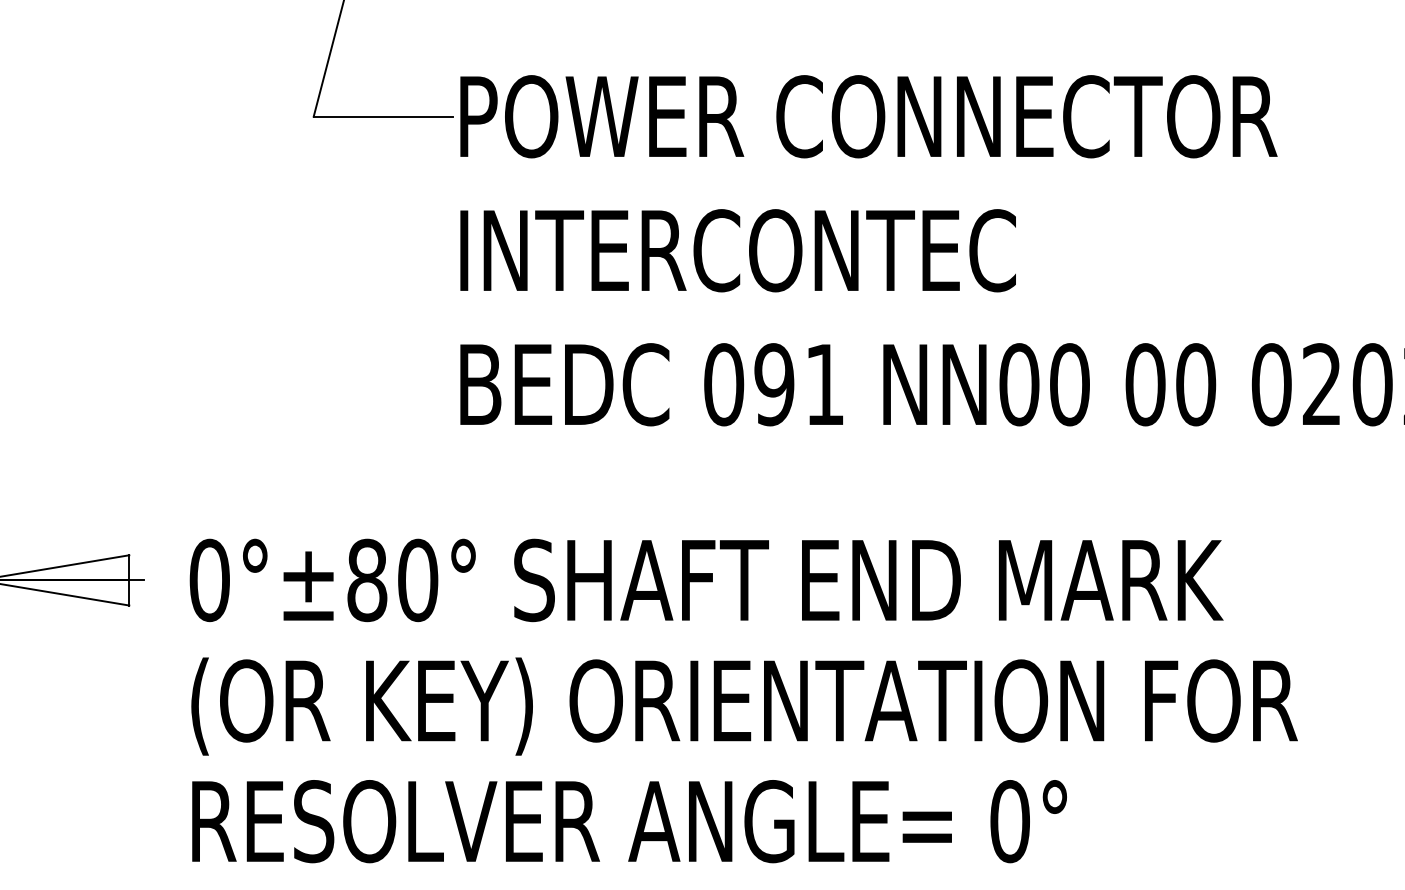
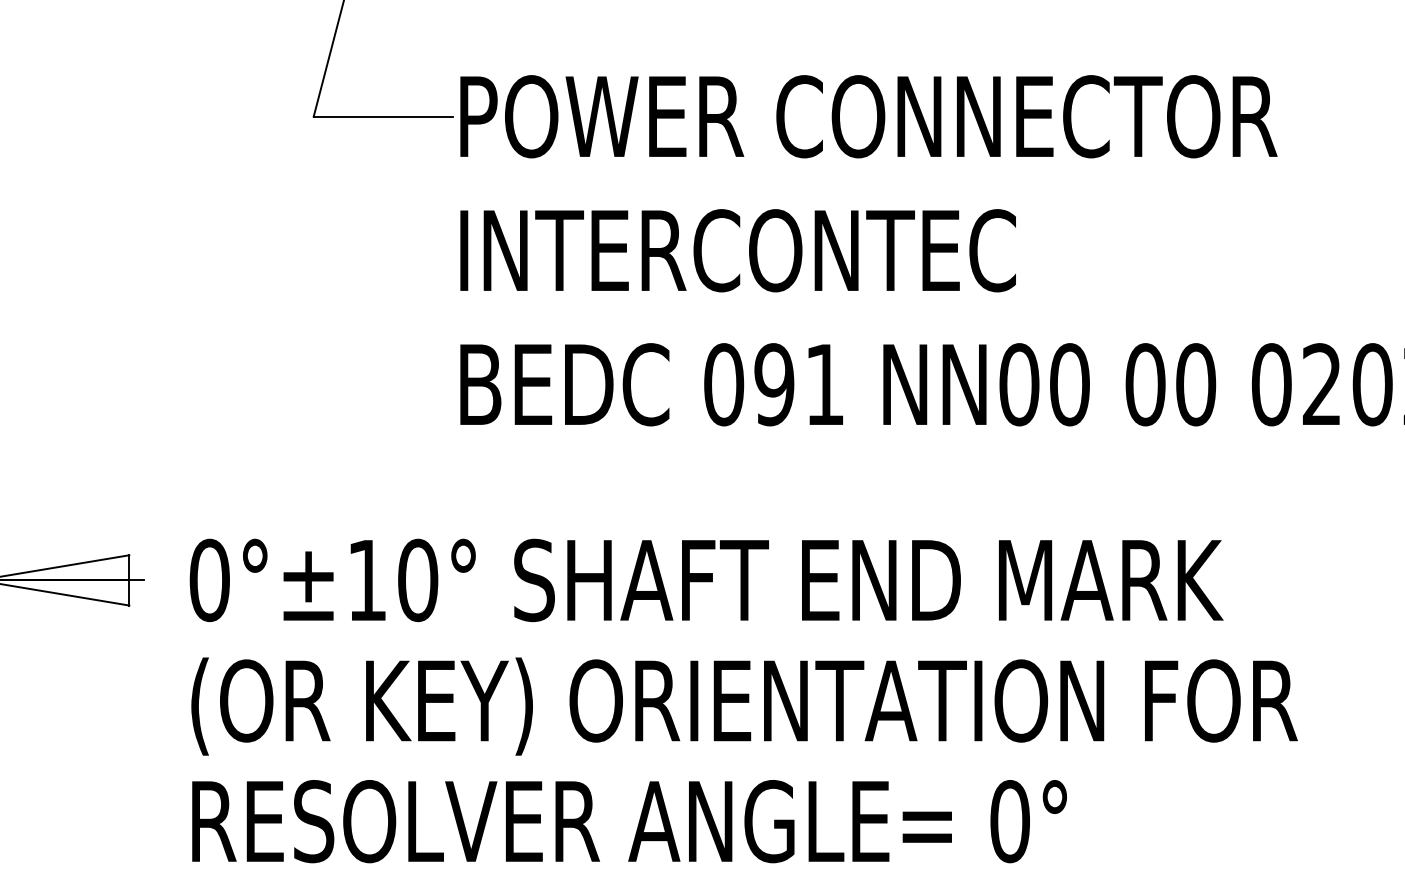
text: 0°±80° -> 0°±10° (367, 580)
